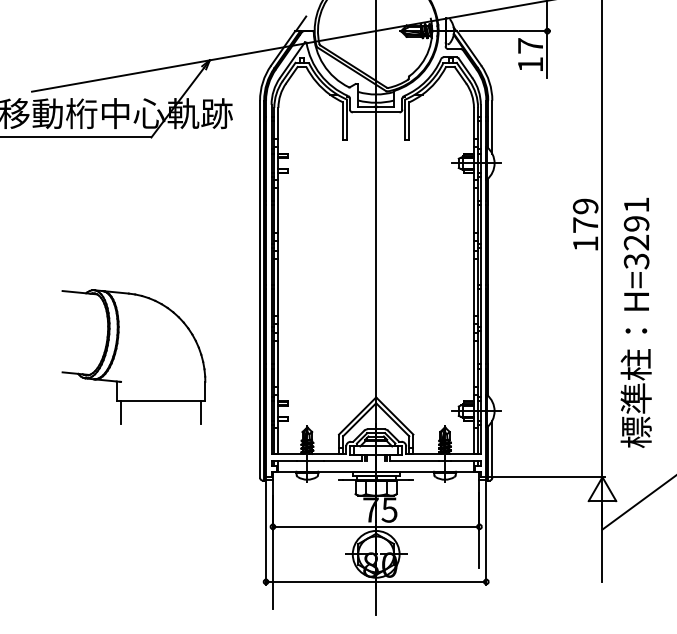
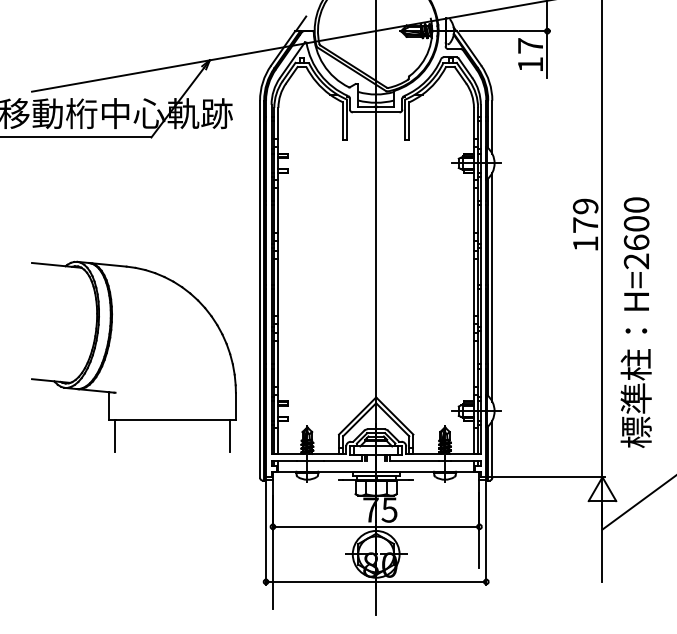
text: H=3291 -> H=2600 (636, 233)
line: none -> present (492, 286)
part size: 146x136 px -> 206x193 px (133, 356)
